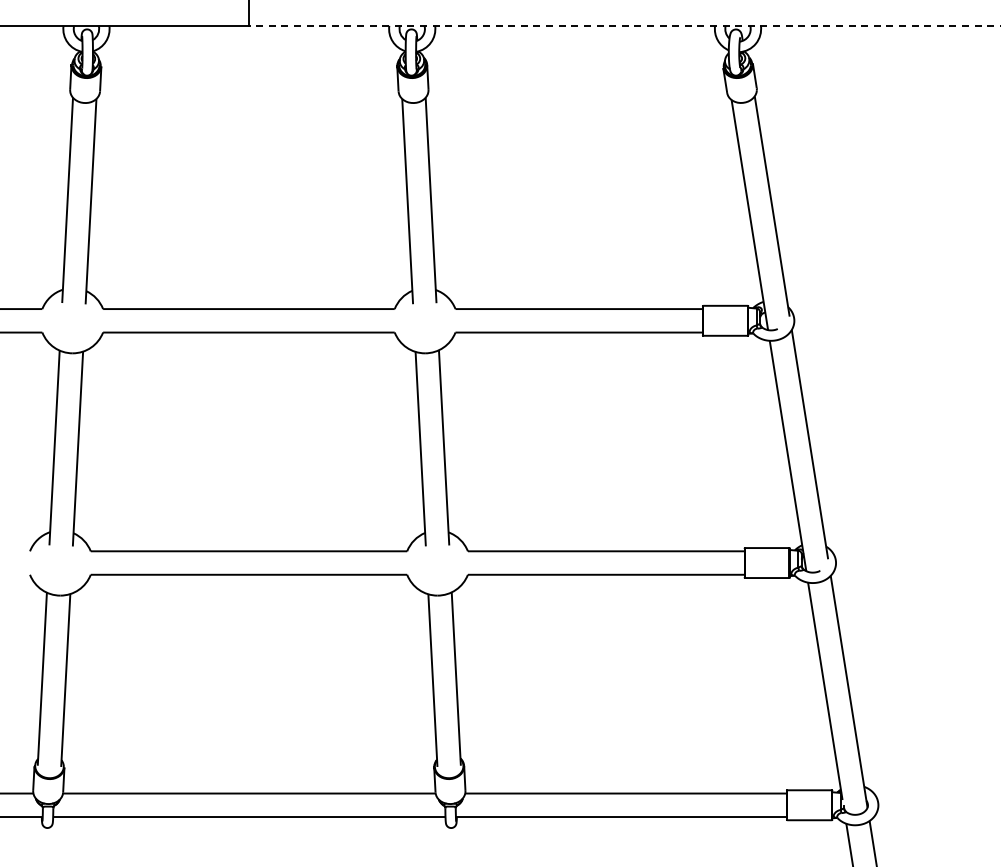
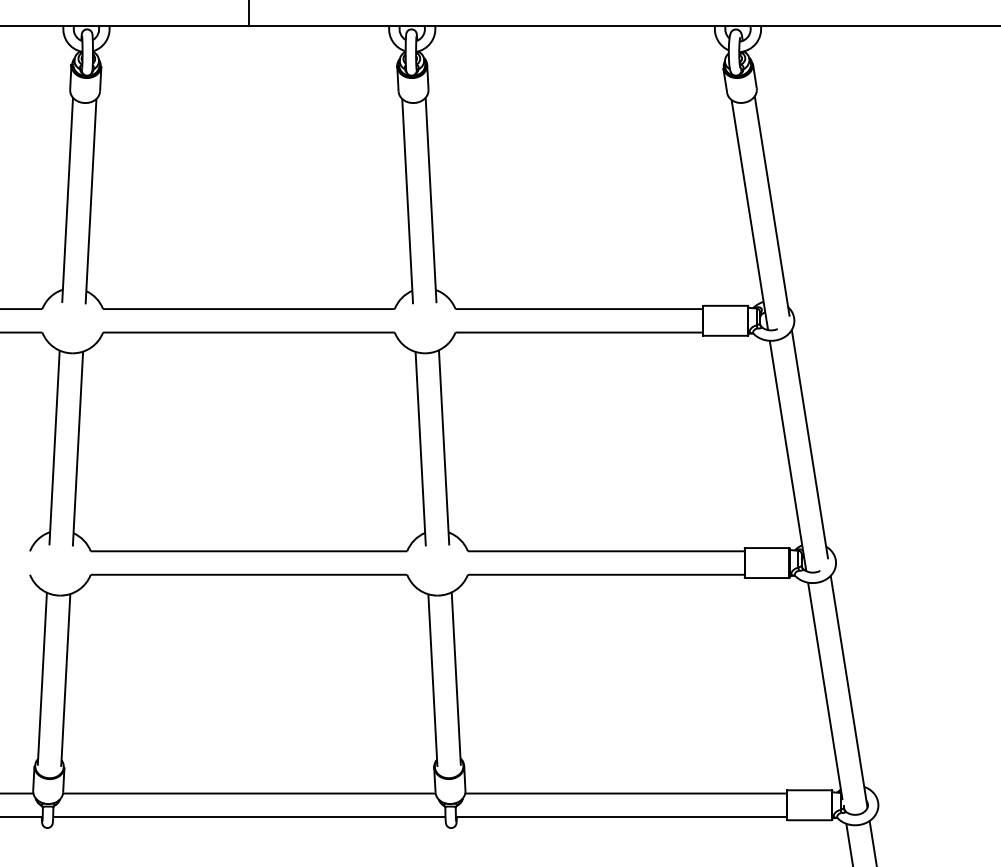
line: dashed -> solid (624, 25)
